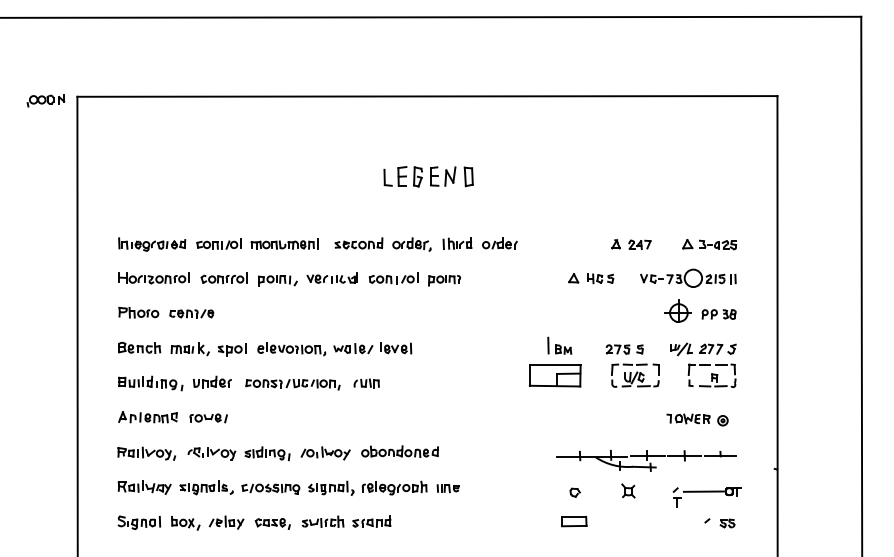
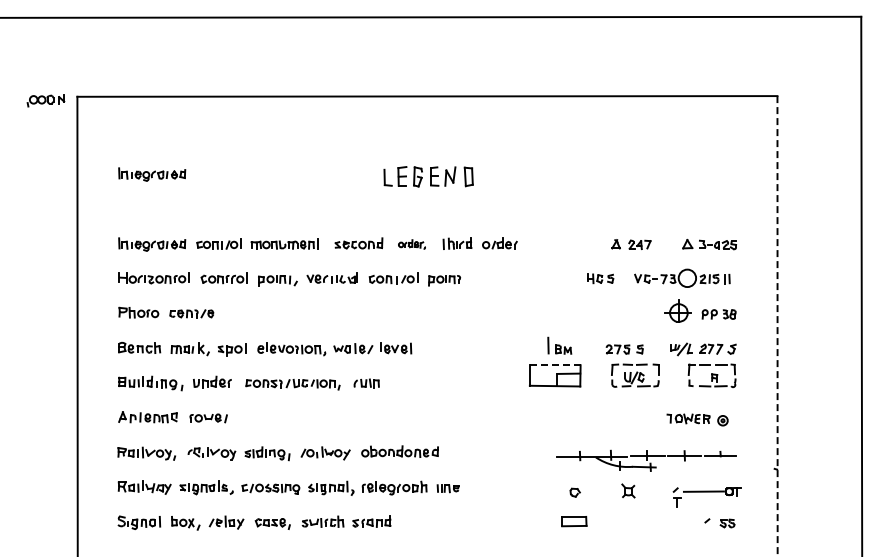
part: none -> present (152, 174)
part size: 40x15 px -> 28x11 px (411, 244)
part position: (688, 277) -> (682, 277) (682, 277)
part: present -> none (573, 278)
line: solid -> dashed (777, 327)
line: solid -> dashed (555, 365)
